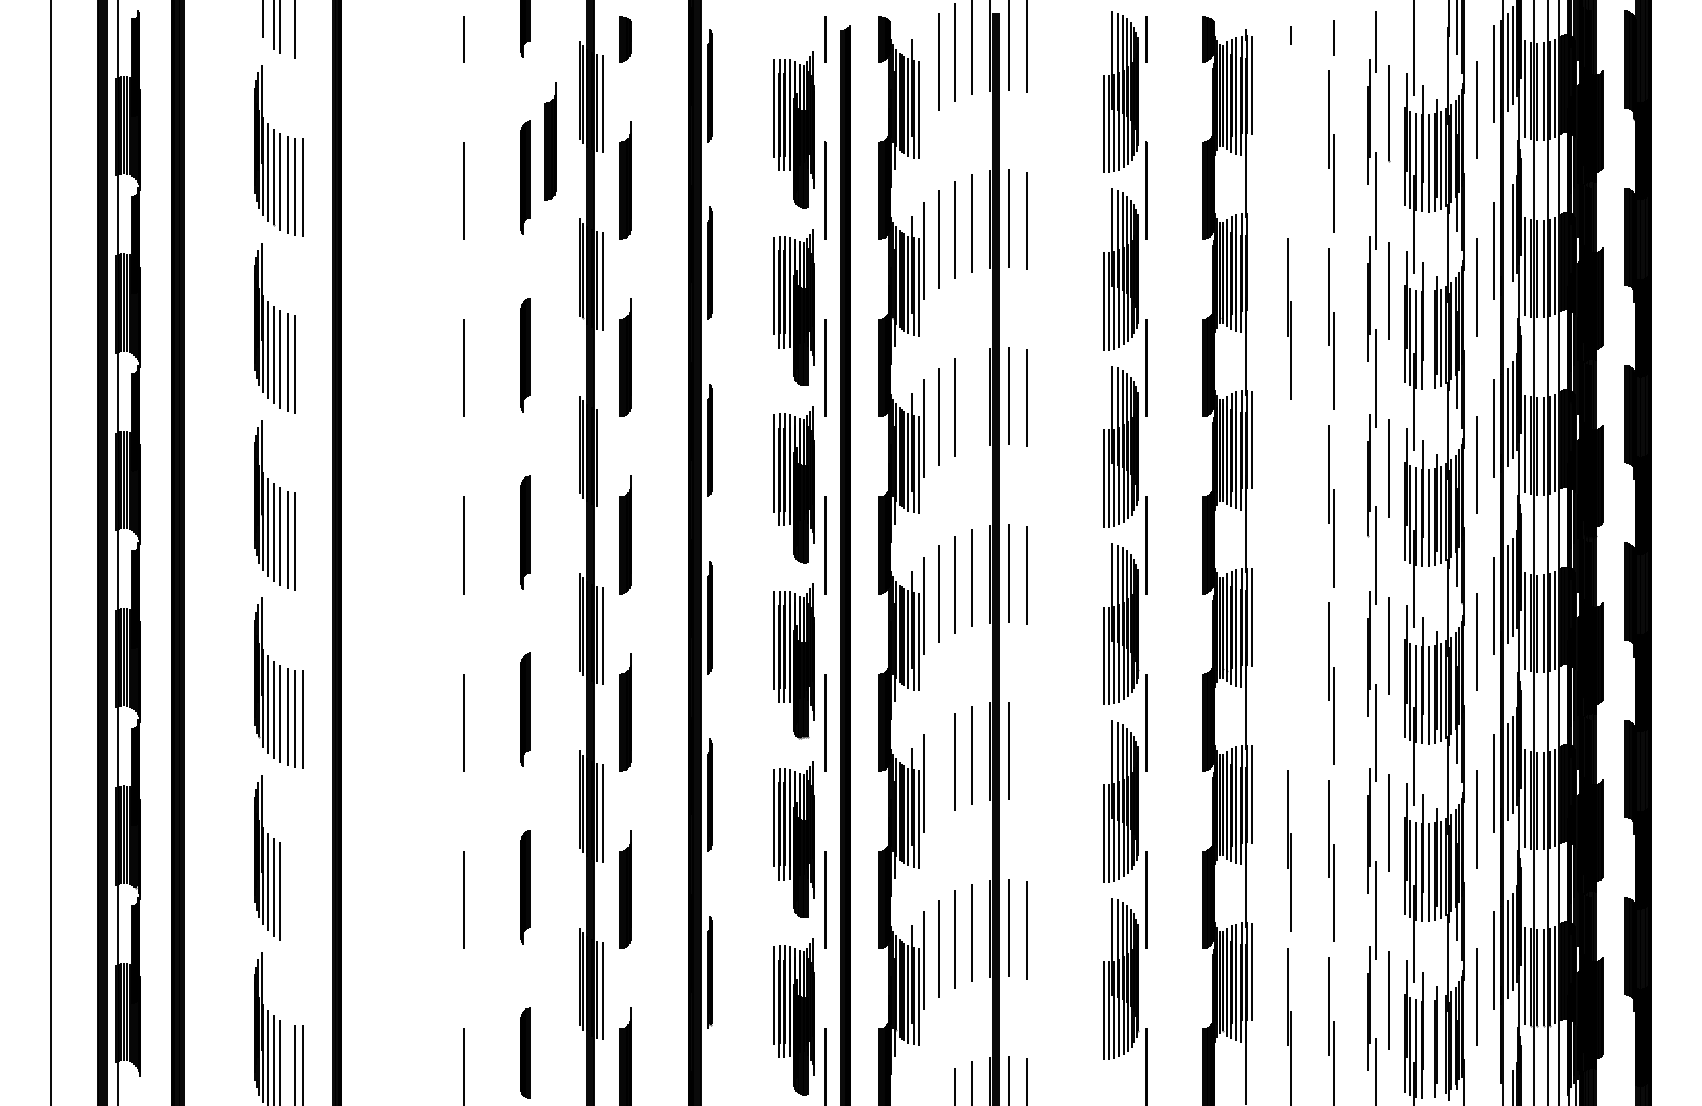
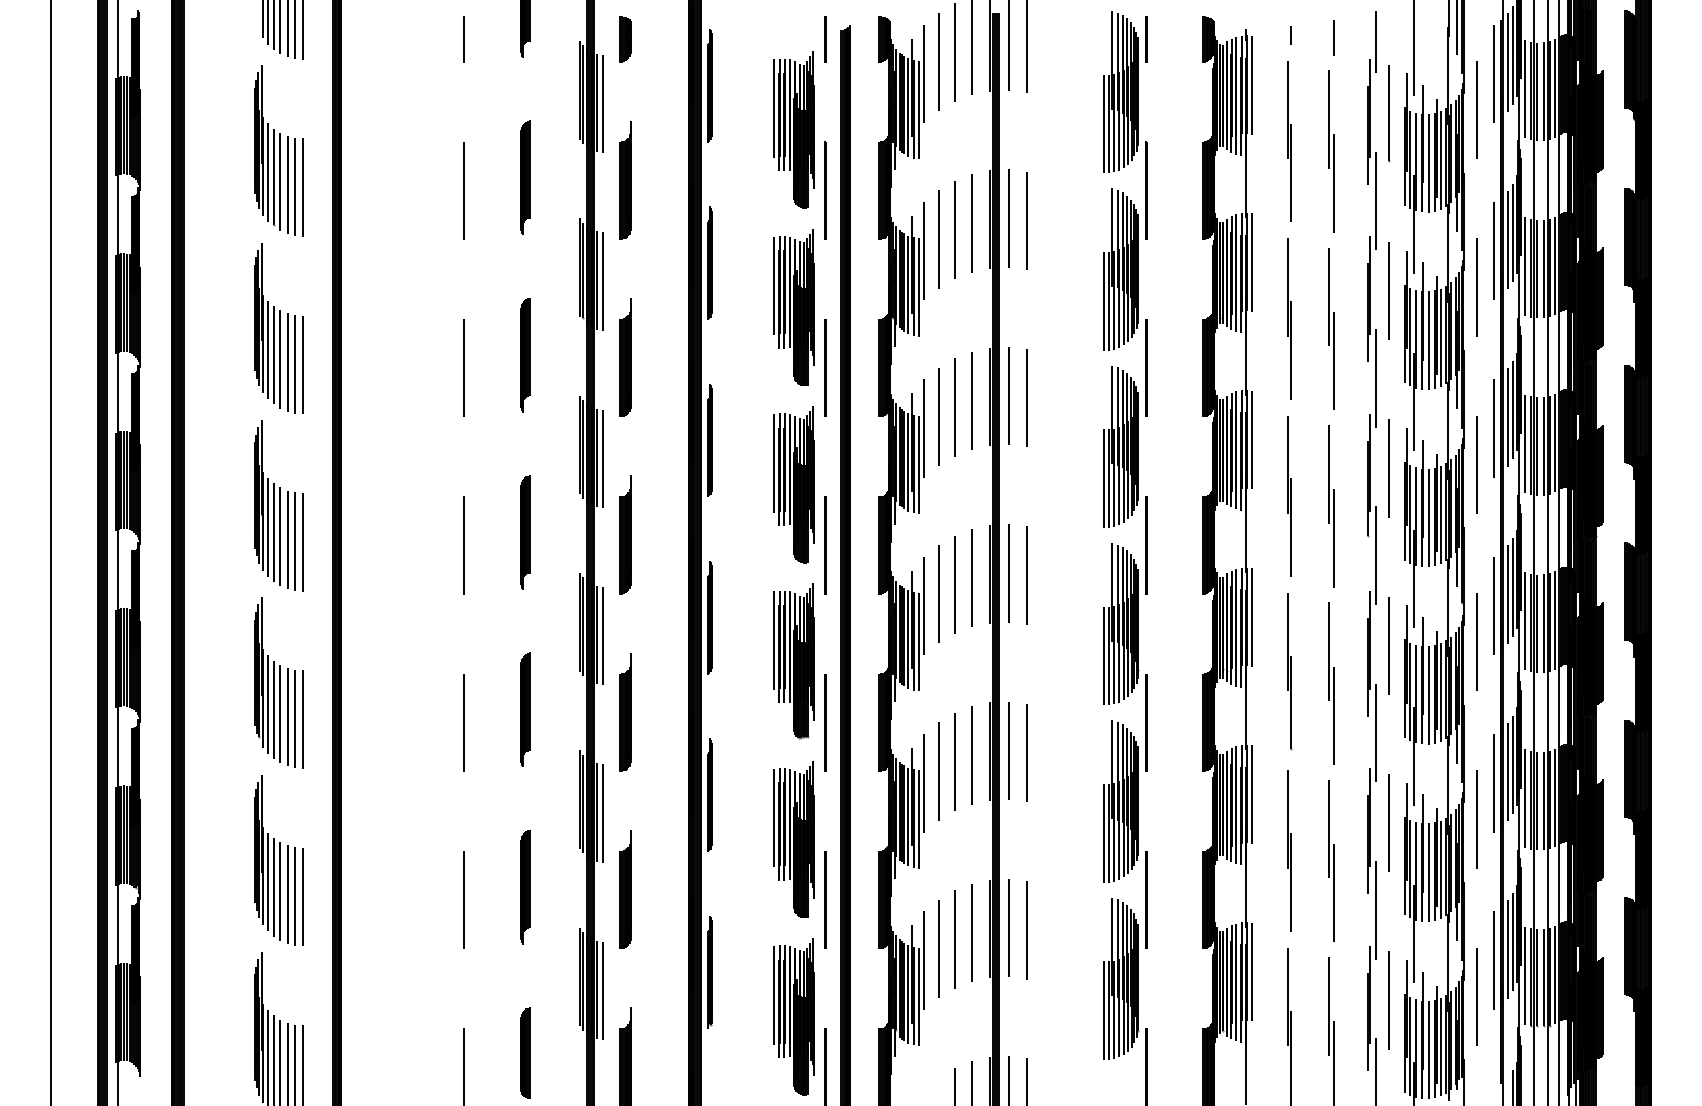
line: none -> present (267, 23)
line: none -> present (287, 29)
line: none -> present (302, 30)
line: none -> present (924, 73)
part: present -> none (550, 141)
part: none -> present (1289, 141)
line: none -> present (1507, 239)
line: none -> present (1251, 262)
line: none -> present (1428, 340)
line: none -> present (302, 364)
line: none -> present (972, 400)
line: none -> present (602, 458)
part: none -> present (1289, 496)
line: none -> present (302, 542)
part: none -> present (1289, 671)
line: none -> present (1026, 752)
line: none -> present (938, 771)
line: none -> present (287, 894)
line: none -> present (295, 896)
line: none -> present (302, 896)
line: none -> present (1440, 1046)
line: none -> present (1428, 1049)
line: none -> present (287, 1062)
